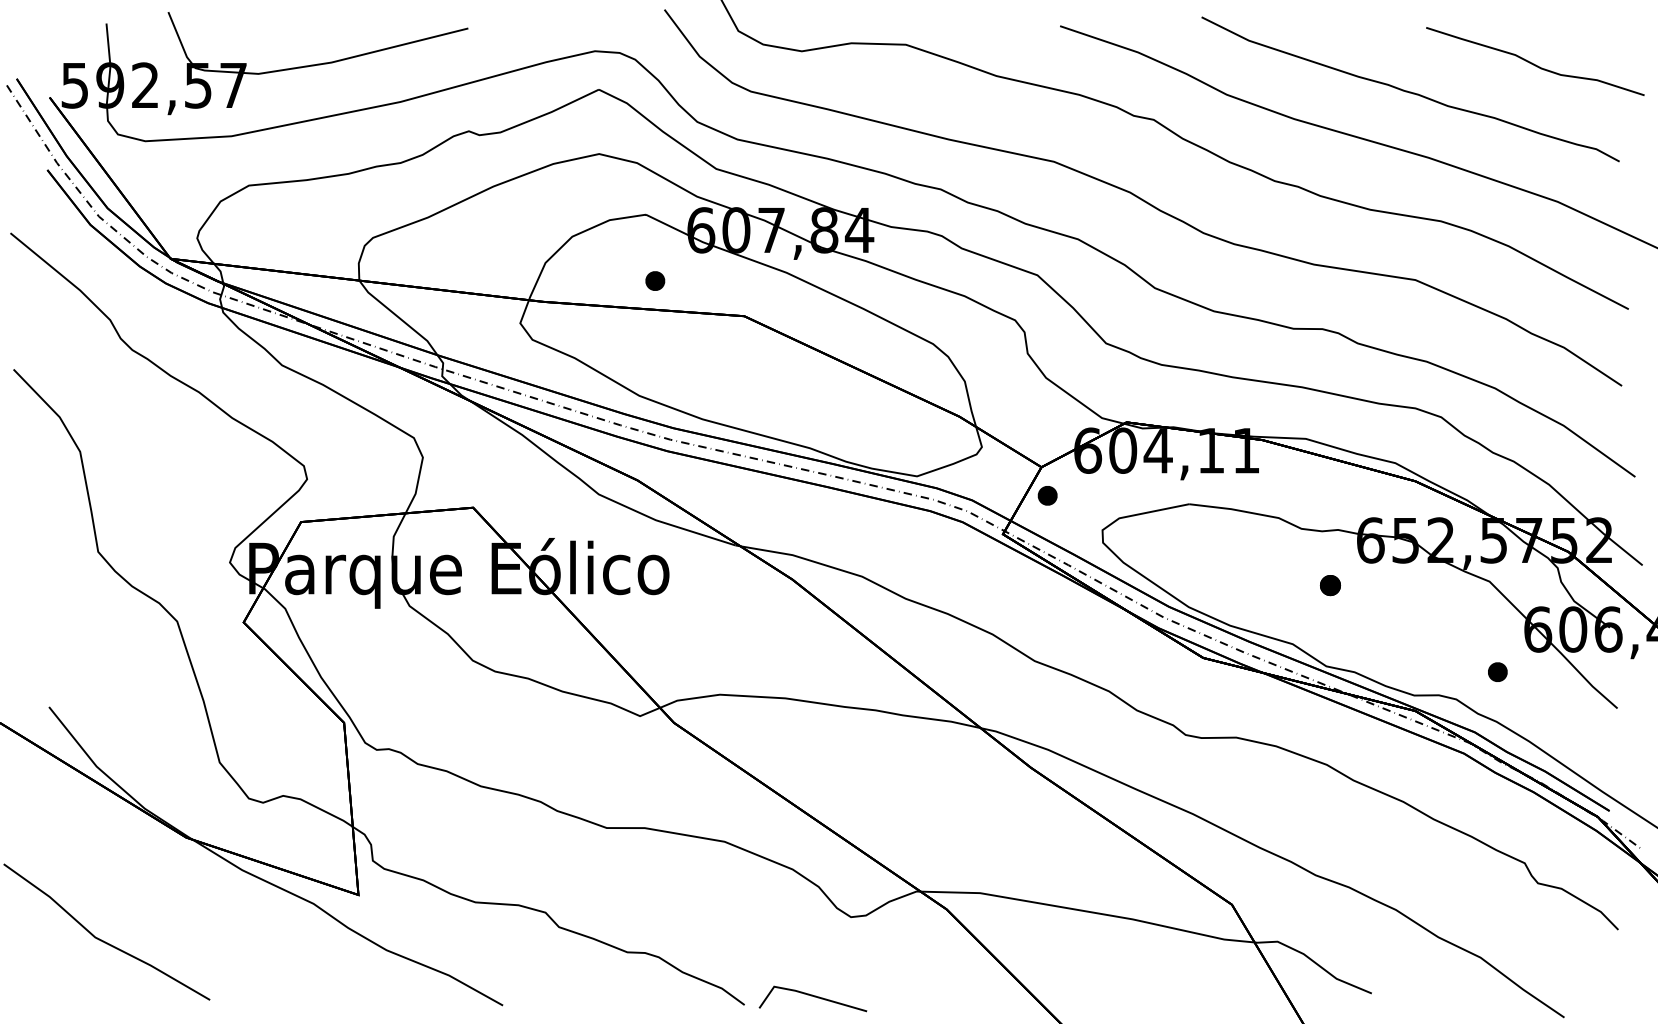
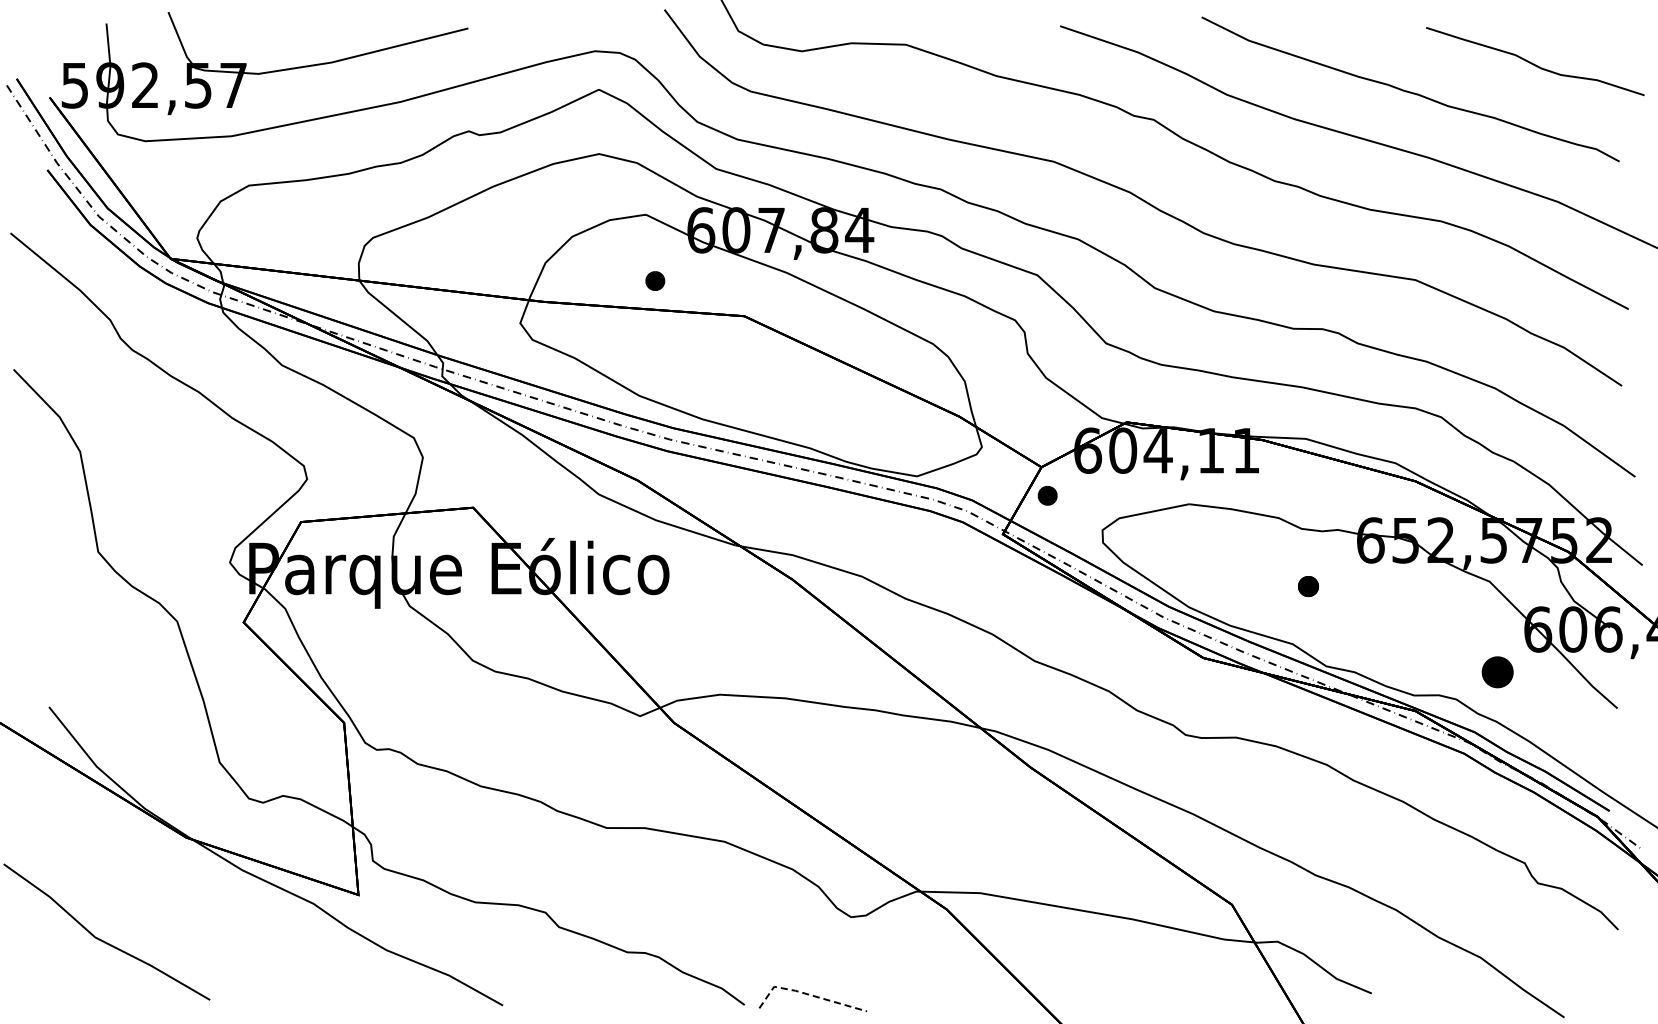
part position: (1330, 585) -> (1308, 586) (1308, 586)
part size: 20x20 px -> 33x33 px (1497, 672)
line: solid -> dashed (806, 994)
